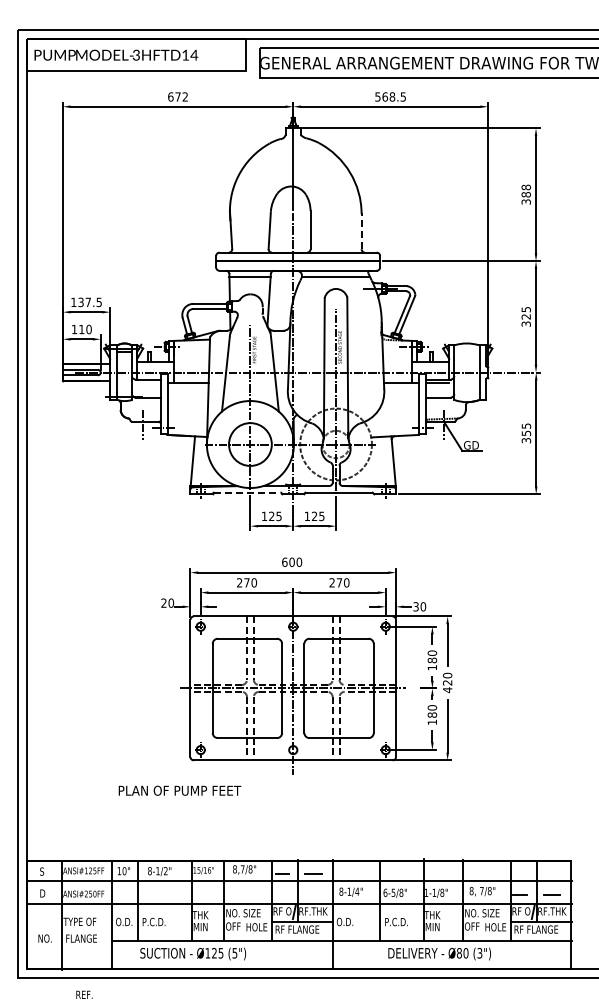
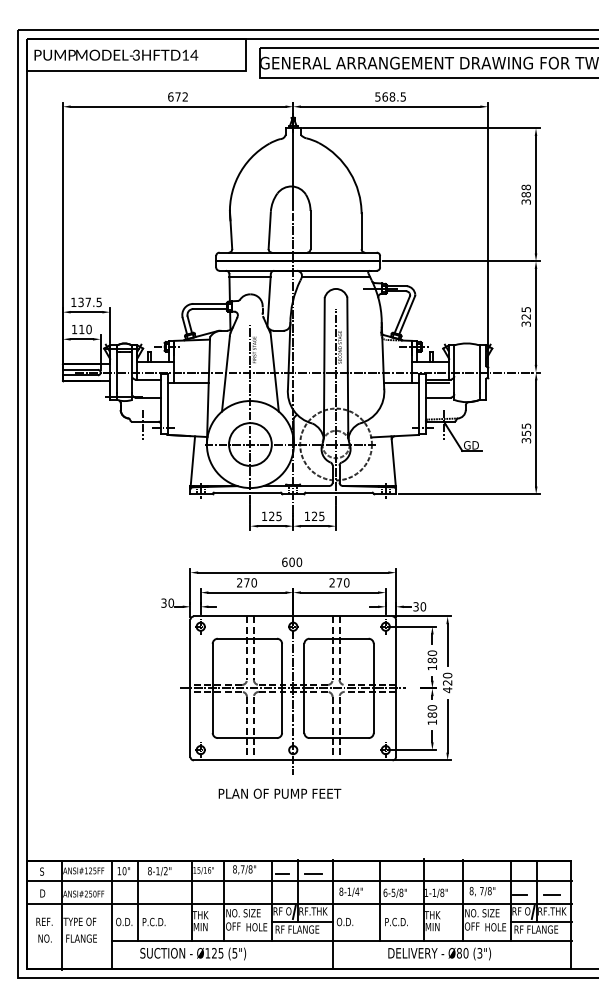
line: dashed -> solid (361, 230)
line: dashed -> solid (247, 492)
text: 20 -> 30 (163, 603)
text position: (179, 790) -> (279, 793) (279, 793)
text position: (84, 994) -> (44, 921) (44, 921)
